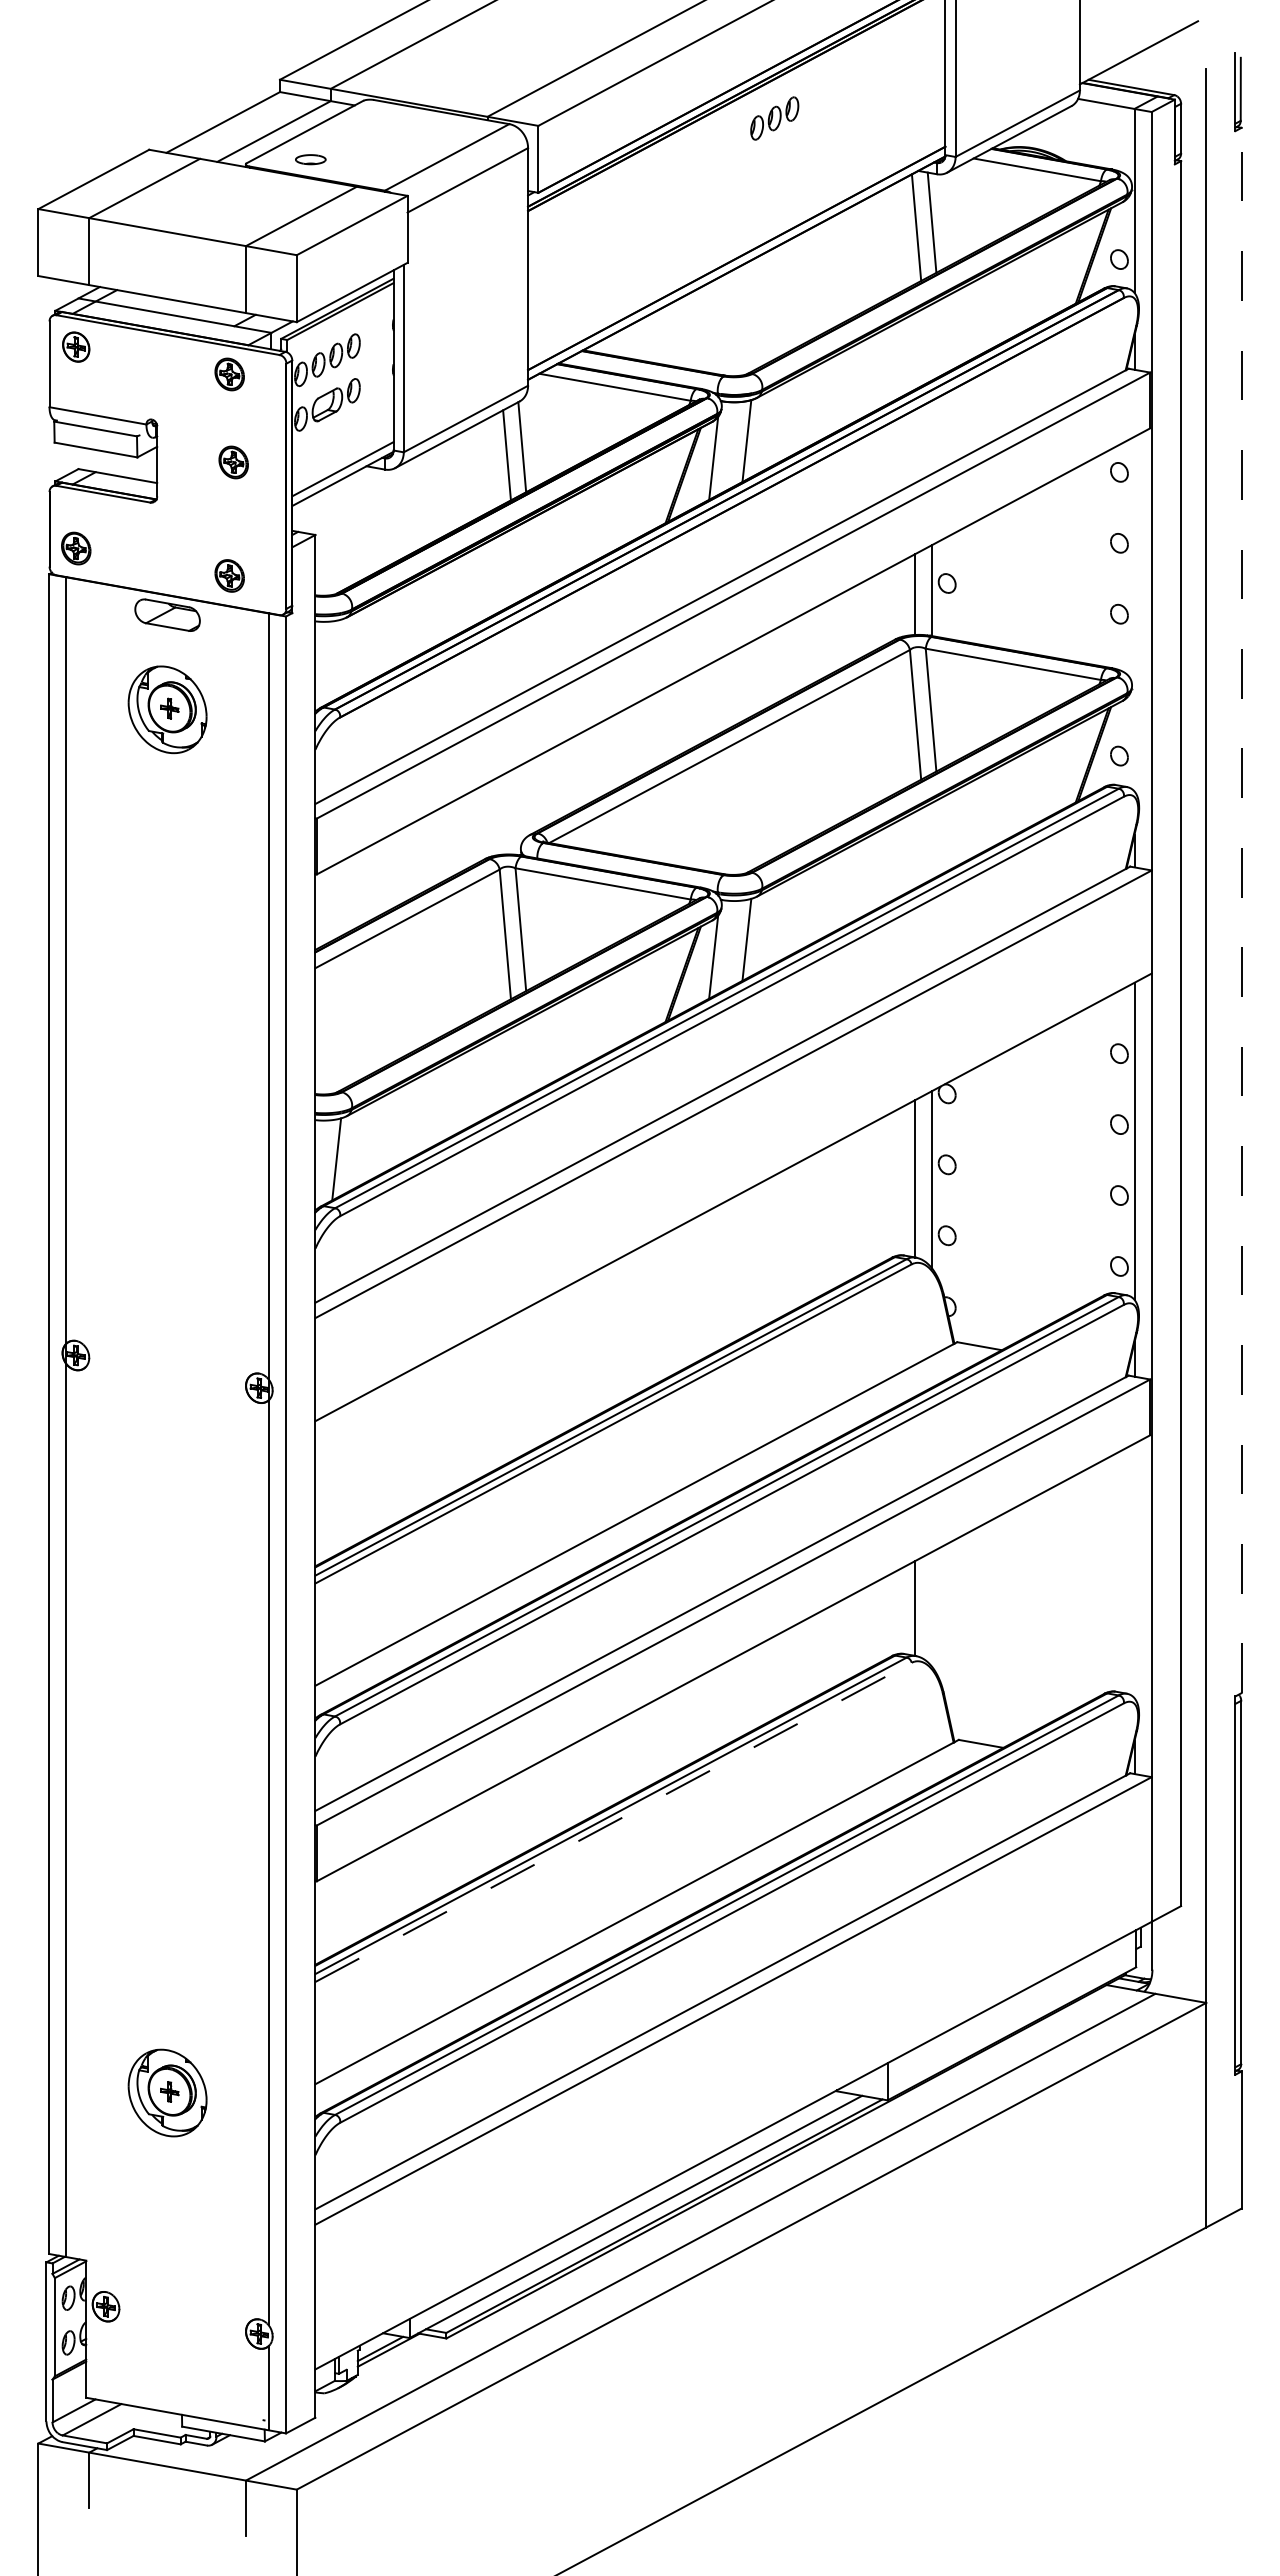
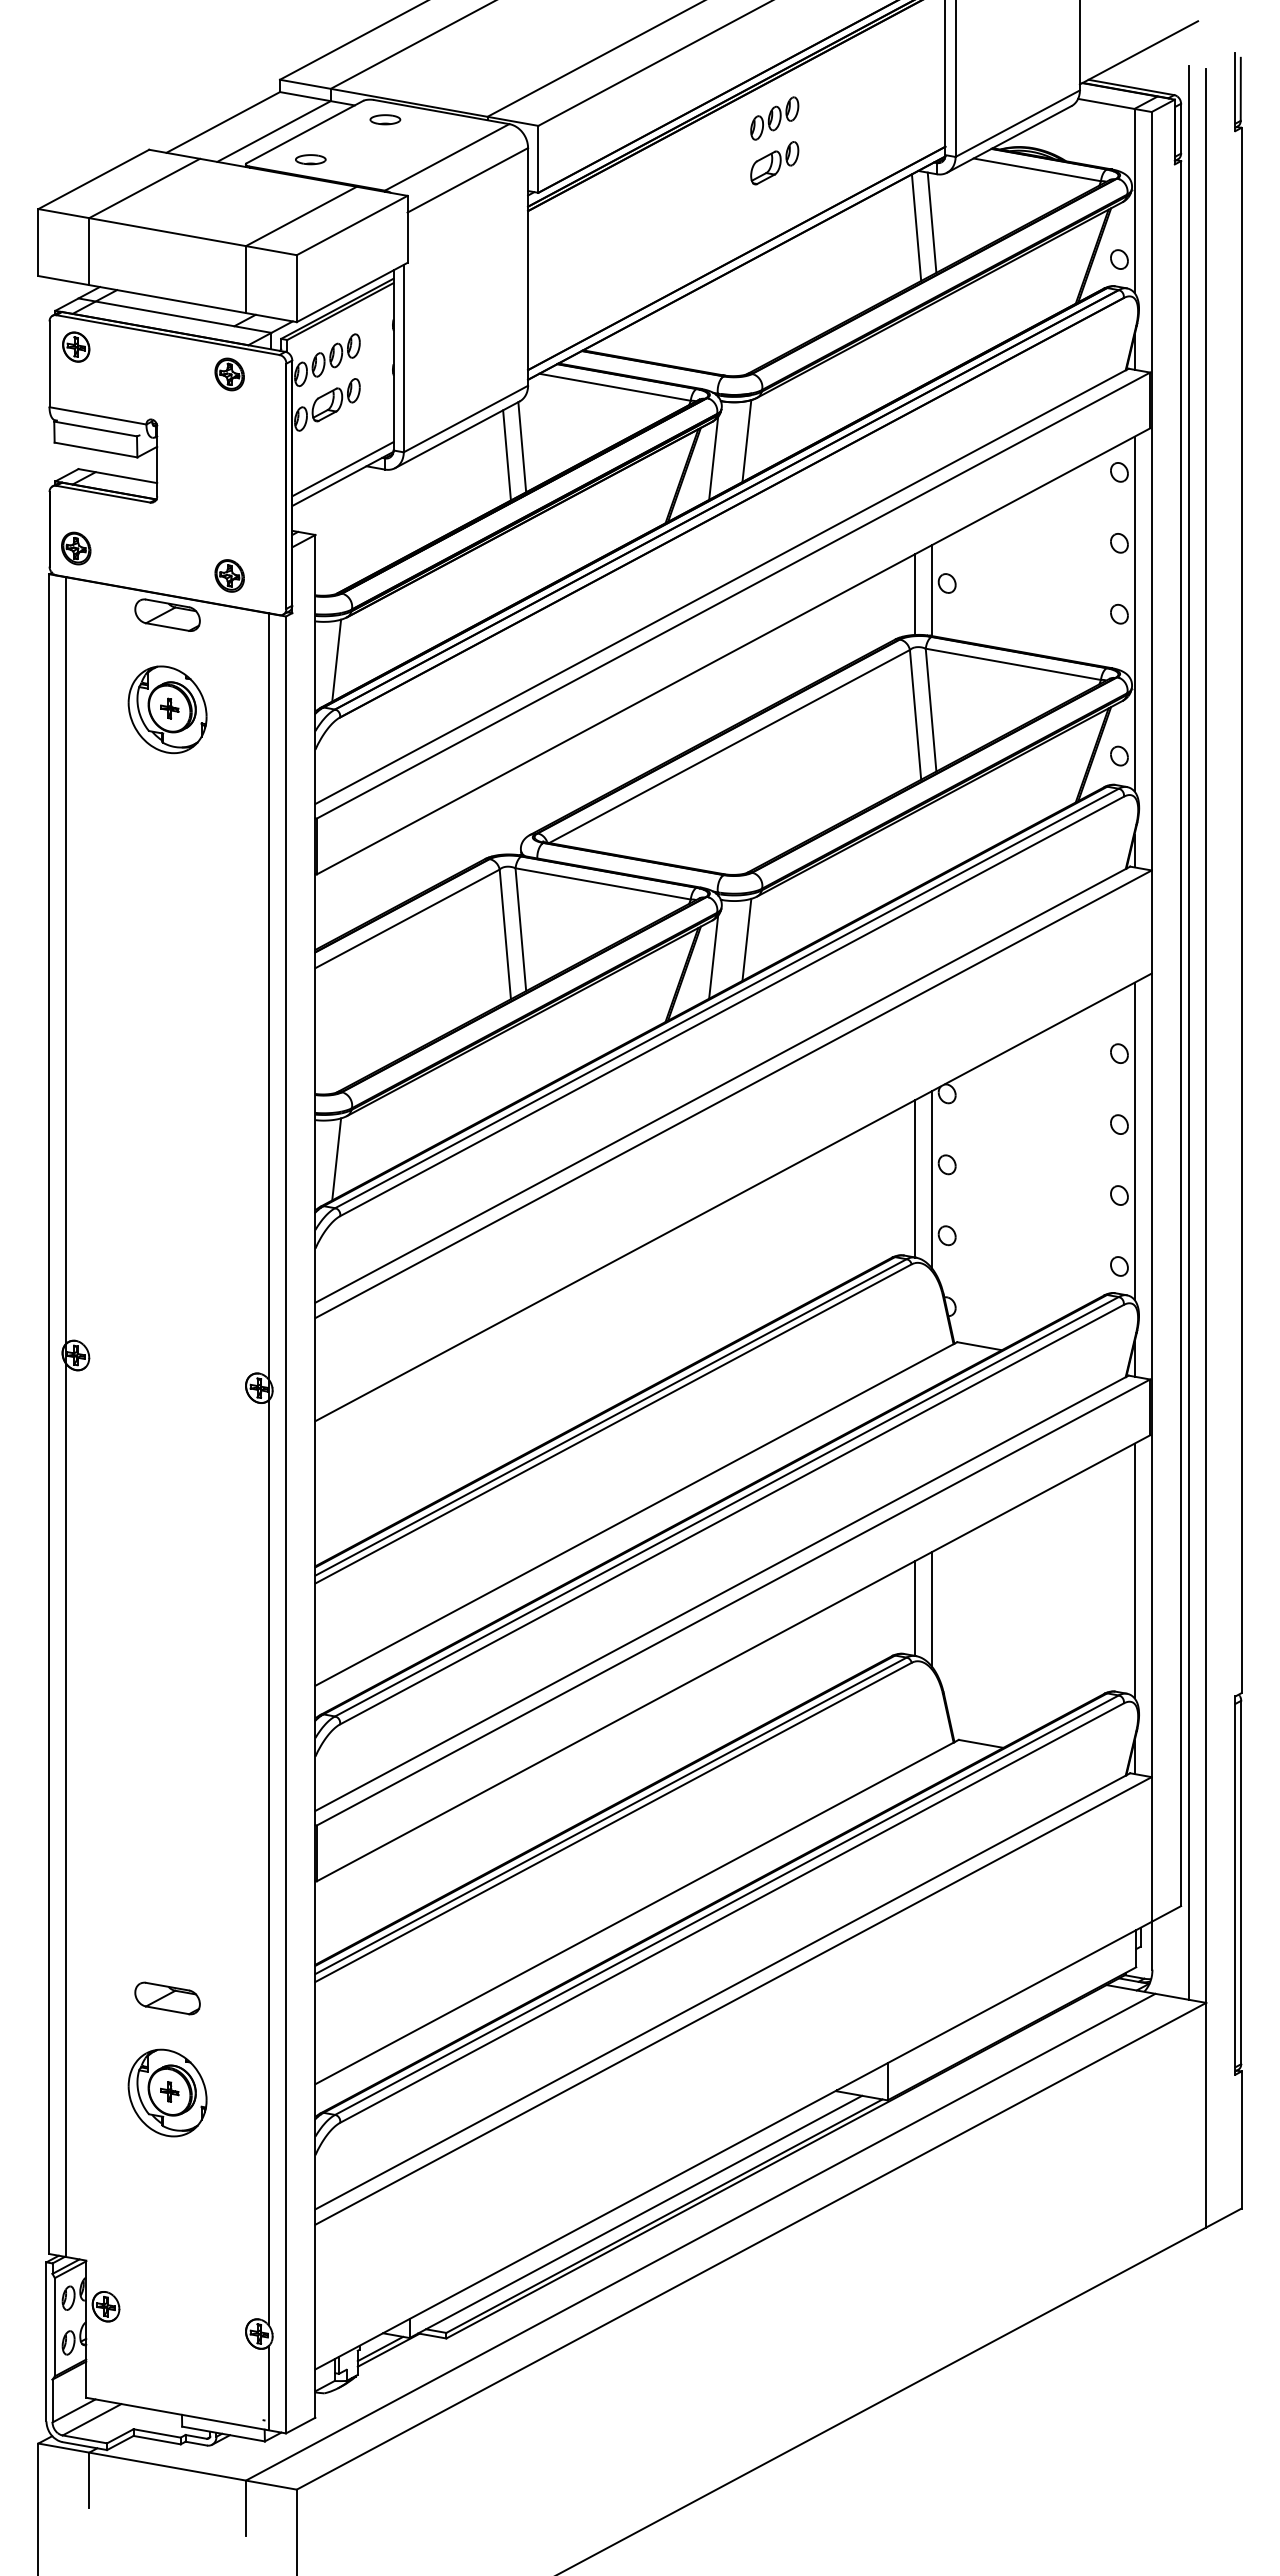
part: none -> present (385, 119)
part: none -> present (774, 163)
part: present -> none (233, 462)
line: none -> present (1134, 613)
line: none -> present (336, 660)
line: dashed -> solid (1241, 910)
line: none -> present (1189, 1032)
line: none -> present (1134, 1570)
line: none -> present (932, 1609)
line: dashed -> solid (614, 1822)
part: none -> present (167, 1998)
